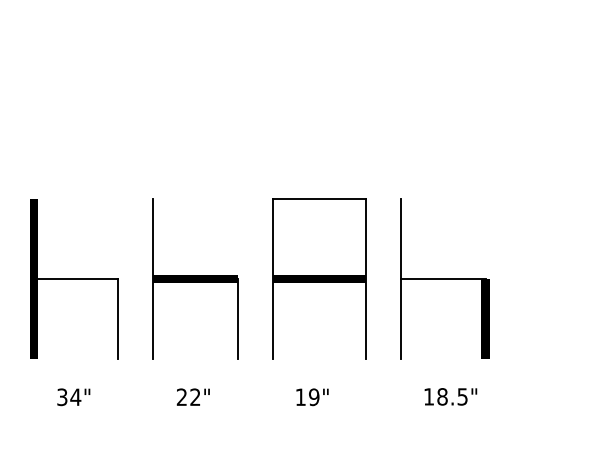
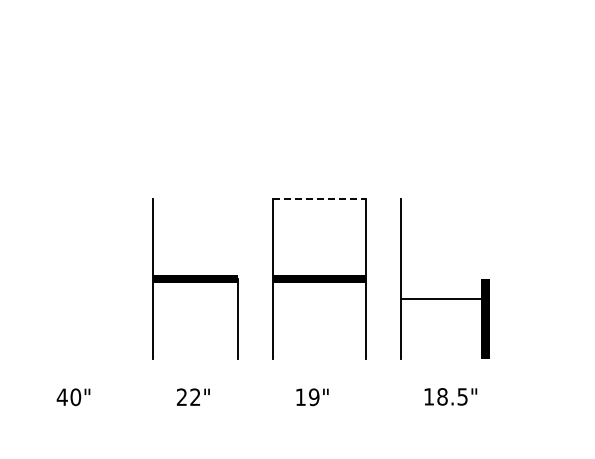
line: solid -> dashed (319, 199)
part: present -> none (74, 279)
line position: (443, 279) -> (443, 299) (443, 299)
text: 34" -> 40" (68, 397)
